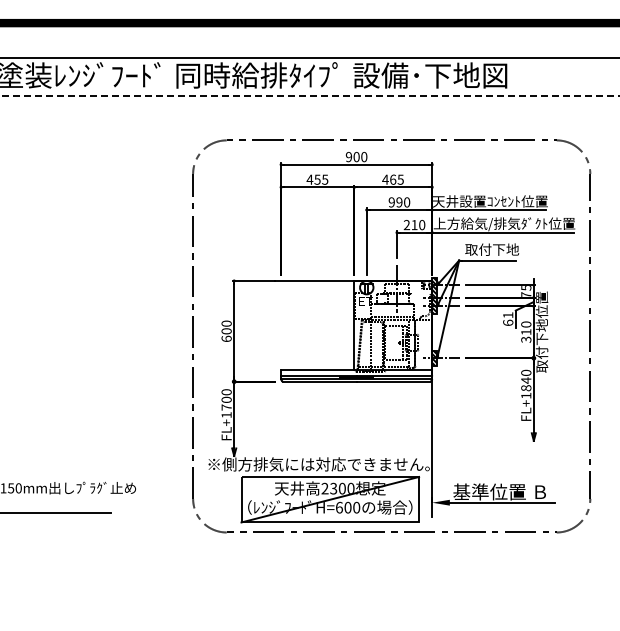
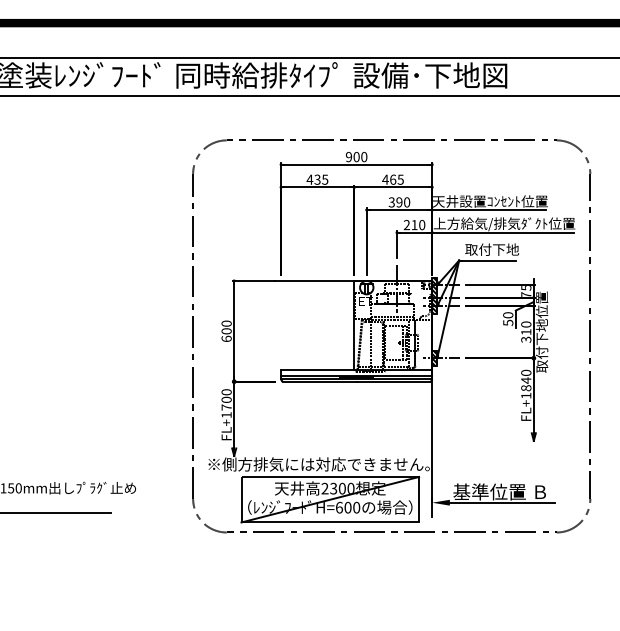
line: dashed -> solid (310, 96)
text: 455 -> 435 (317, 179)
text: 990 -> 390 (391, 202)
text: 61 -> 50 (508, 318)
